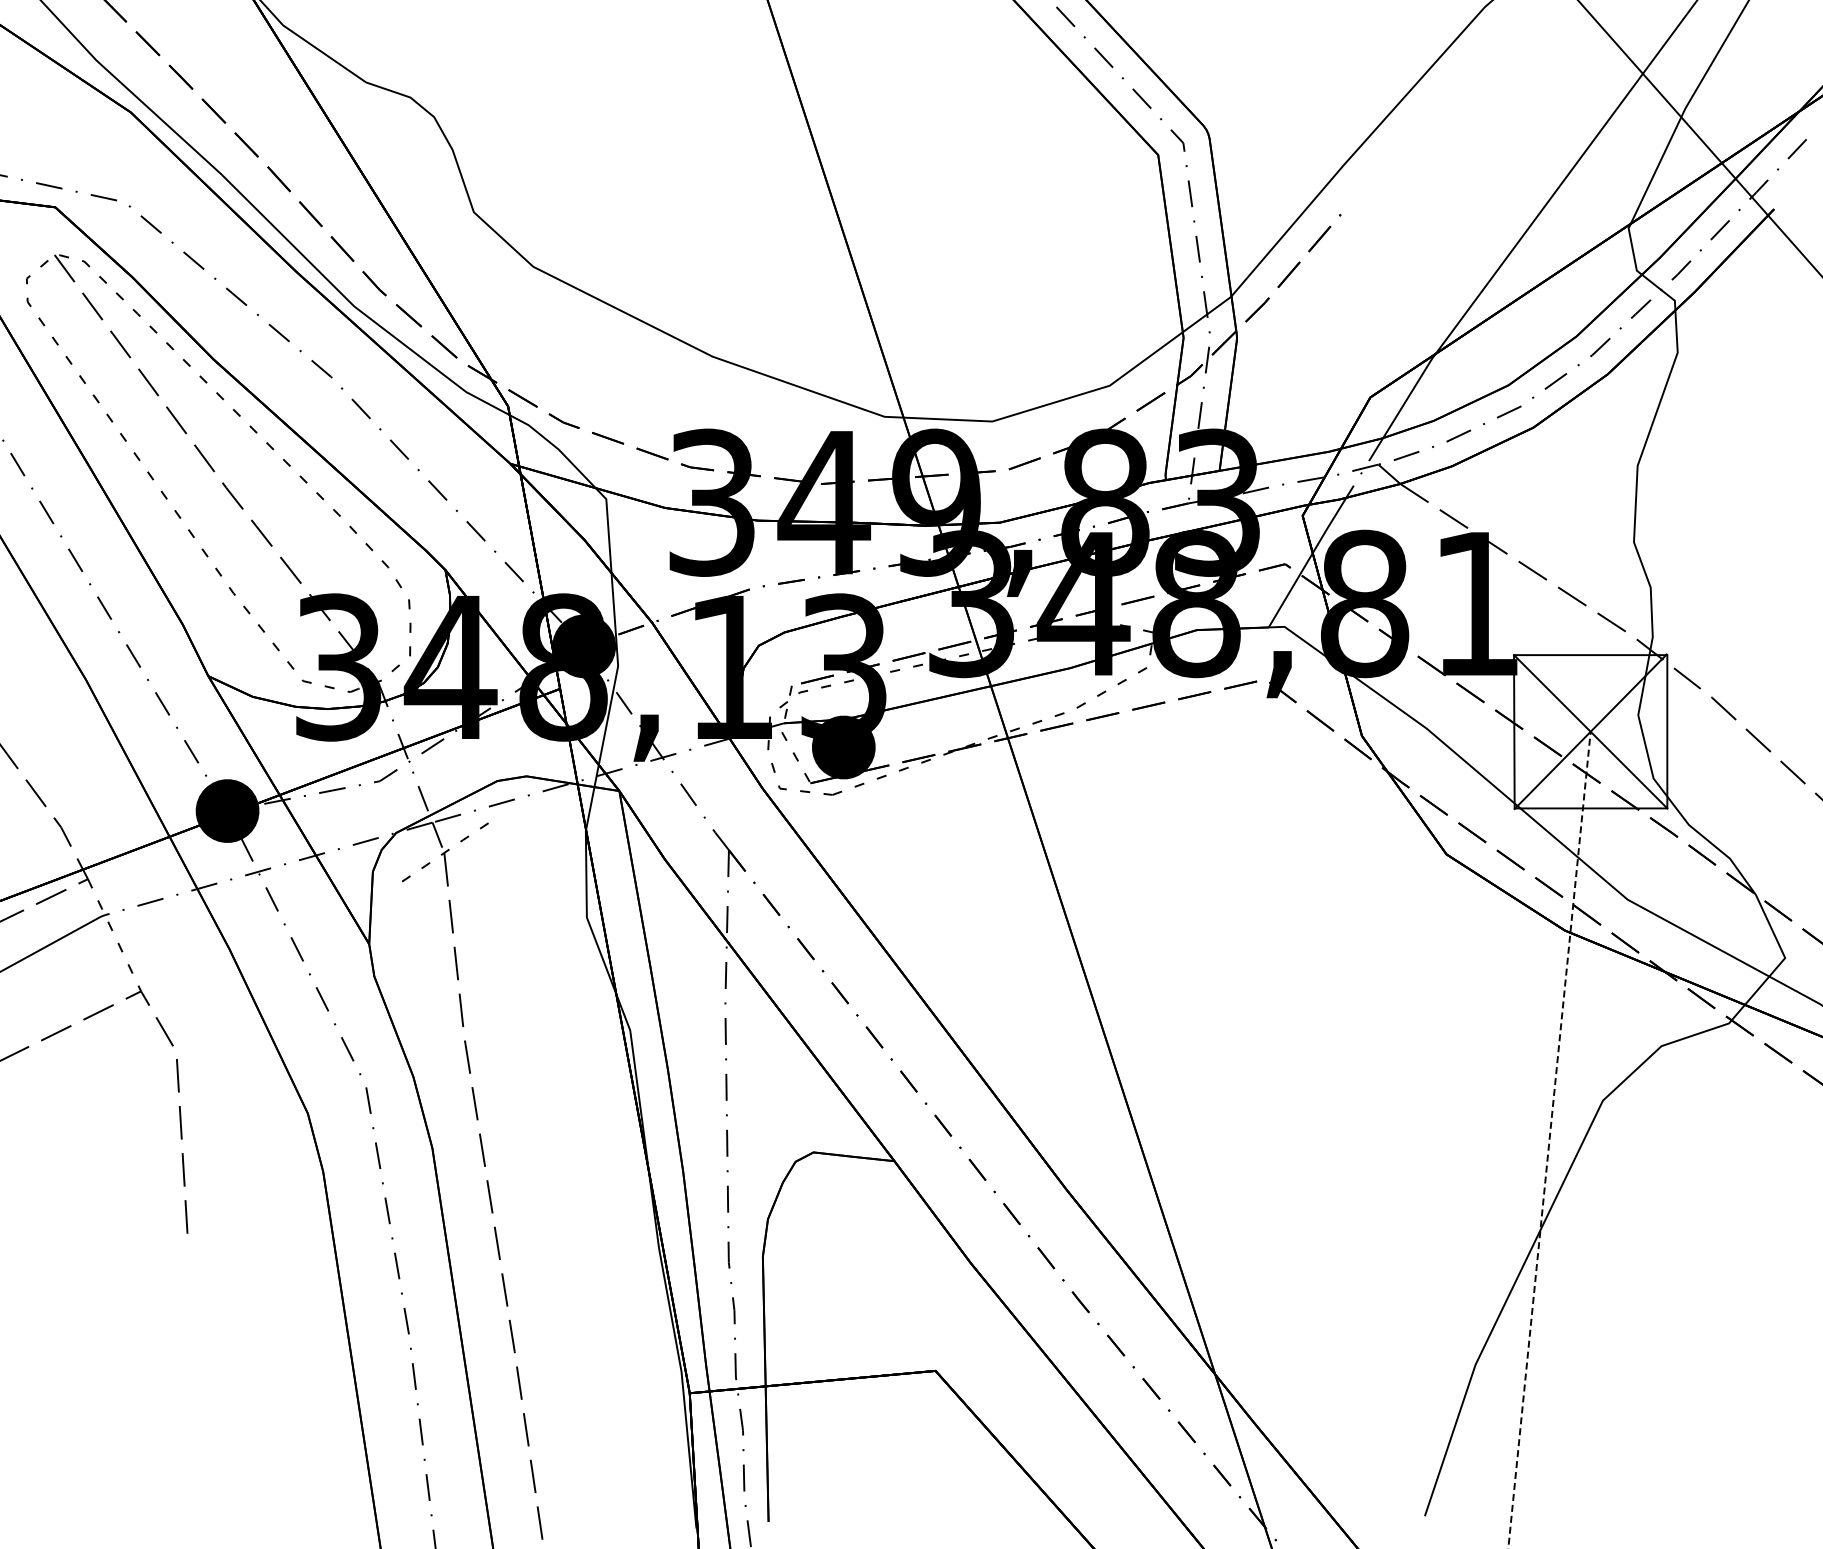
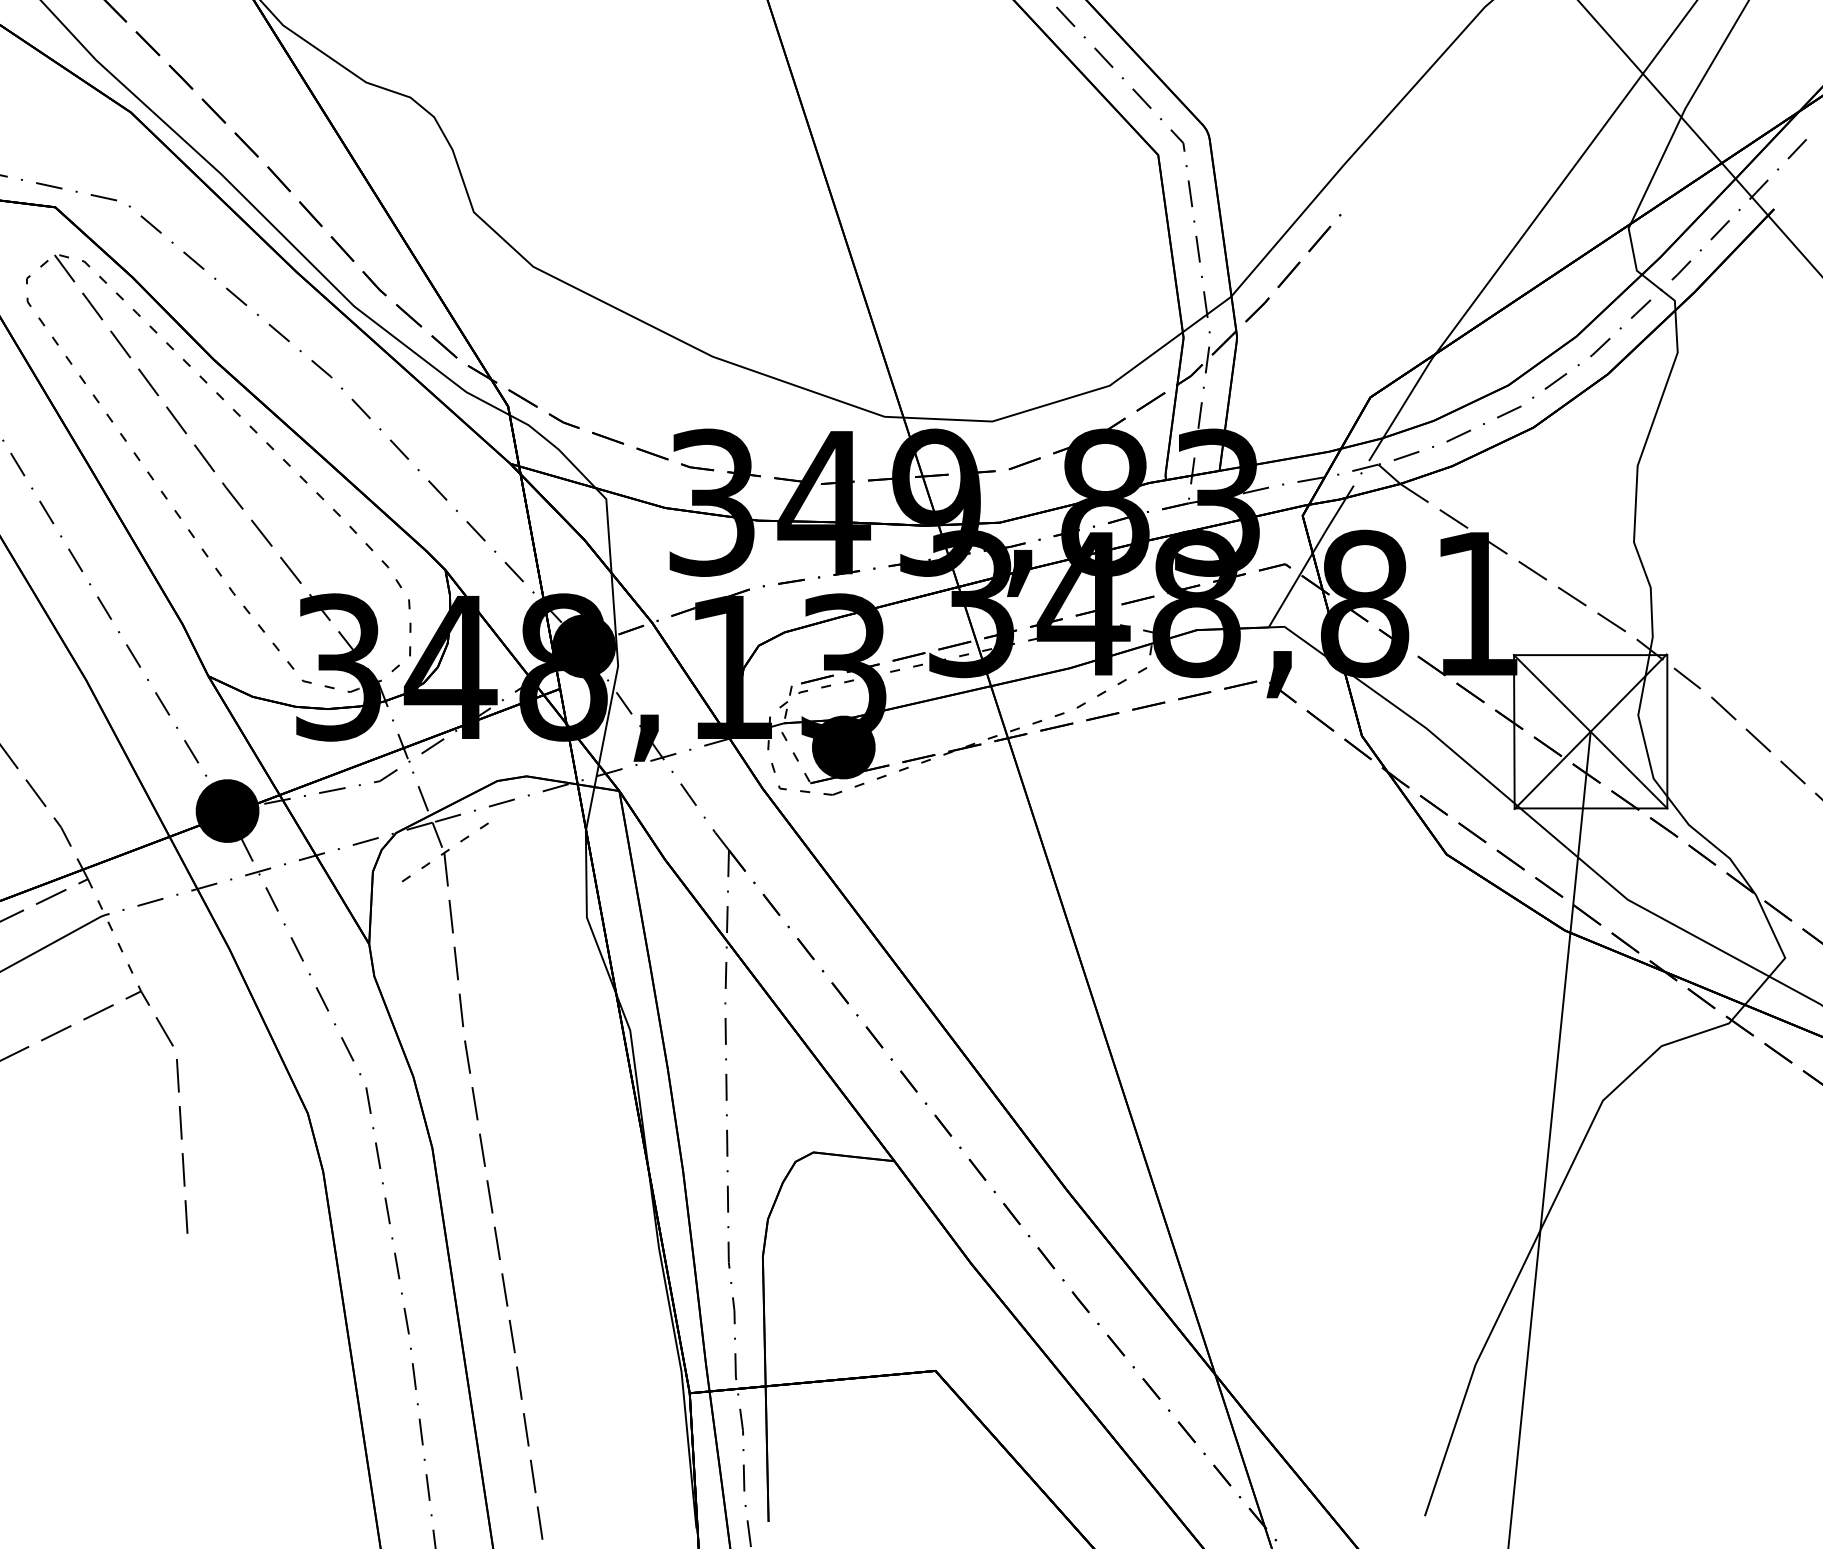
line: dashed -> solid (1549, 1139)
